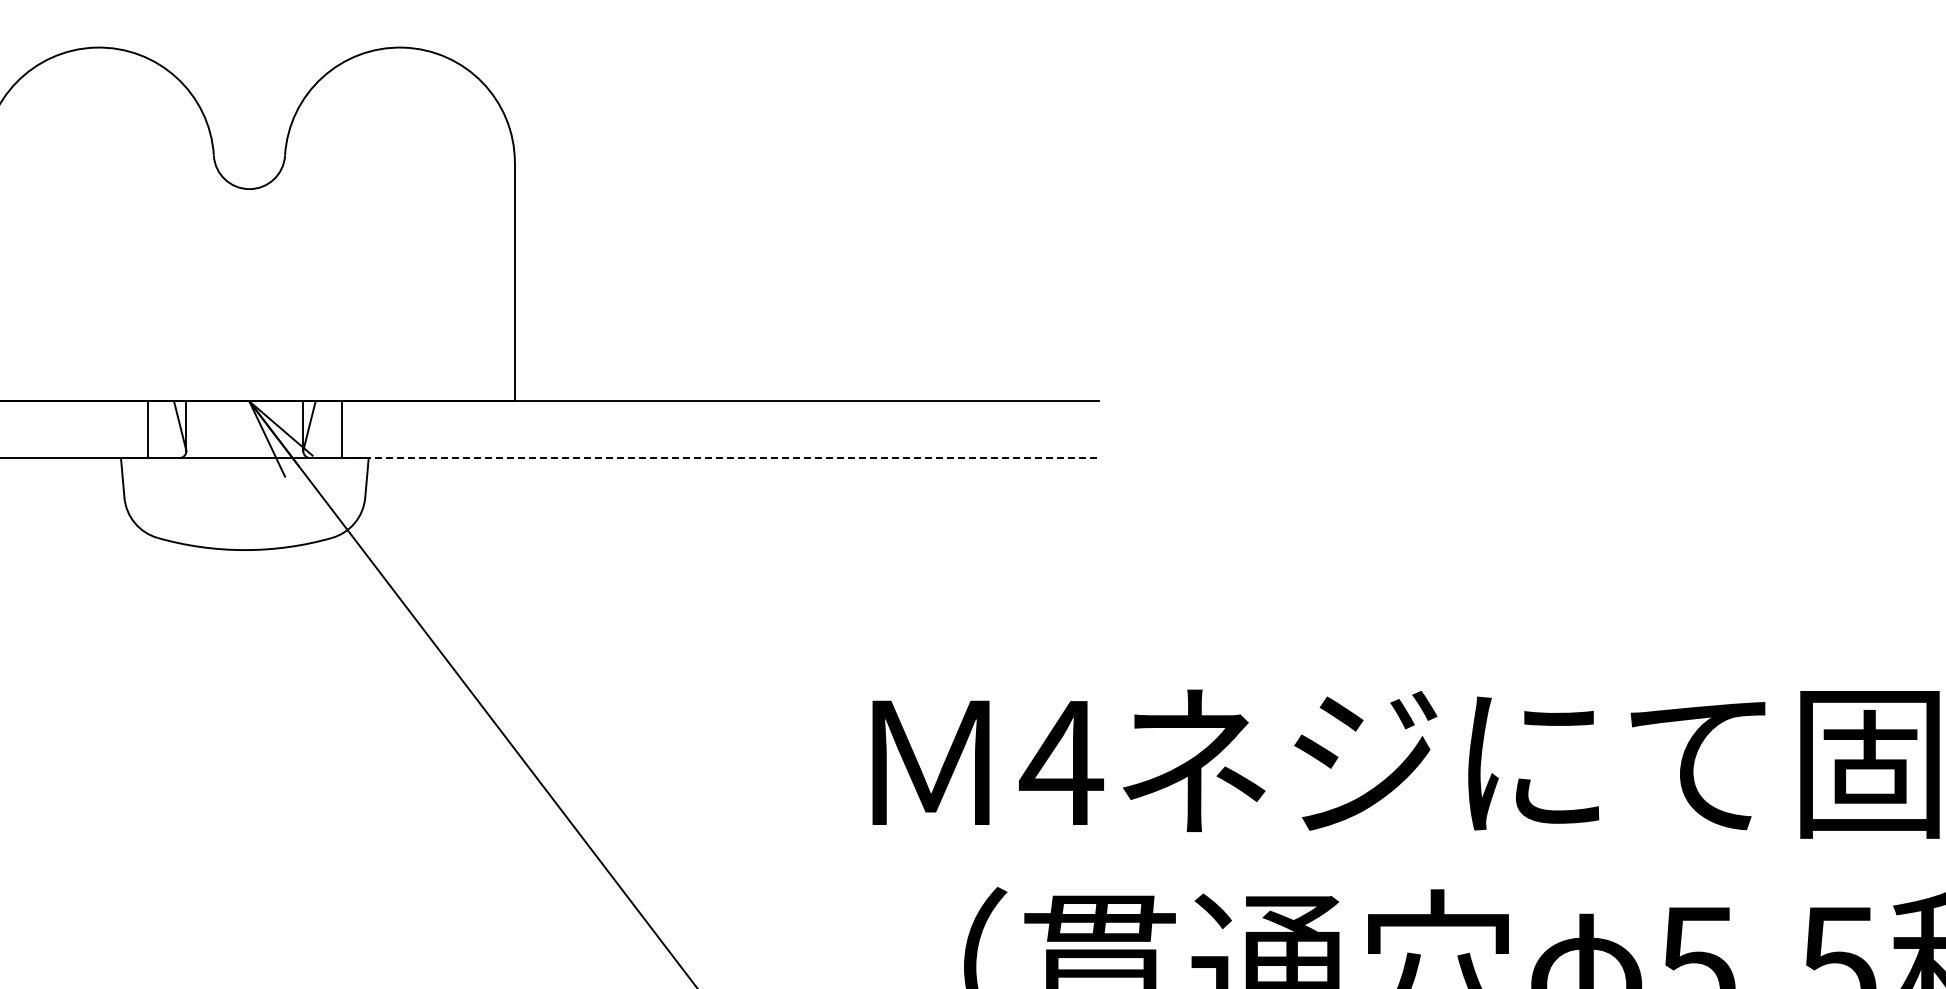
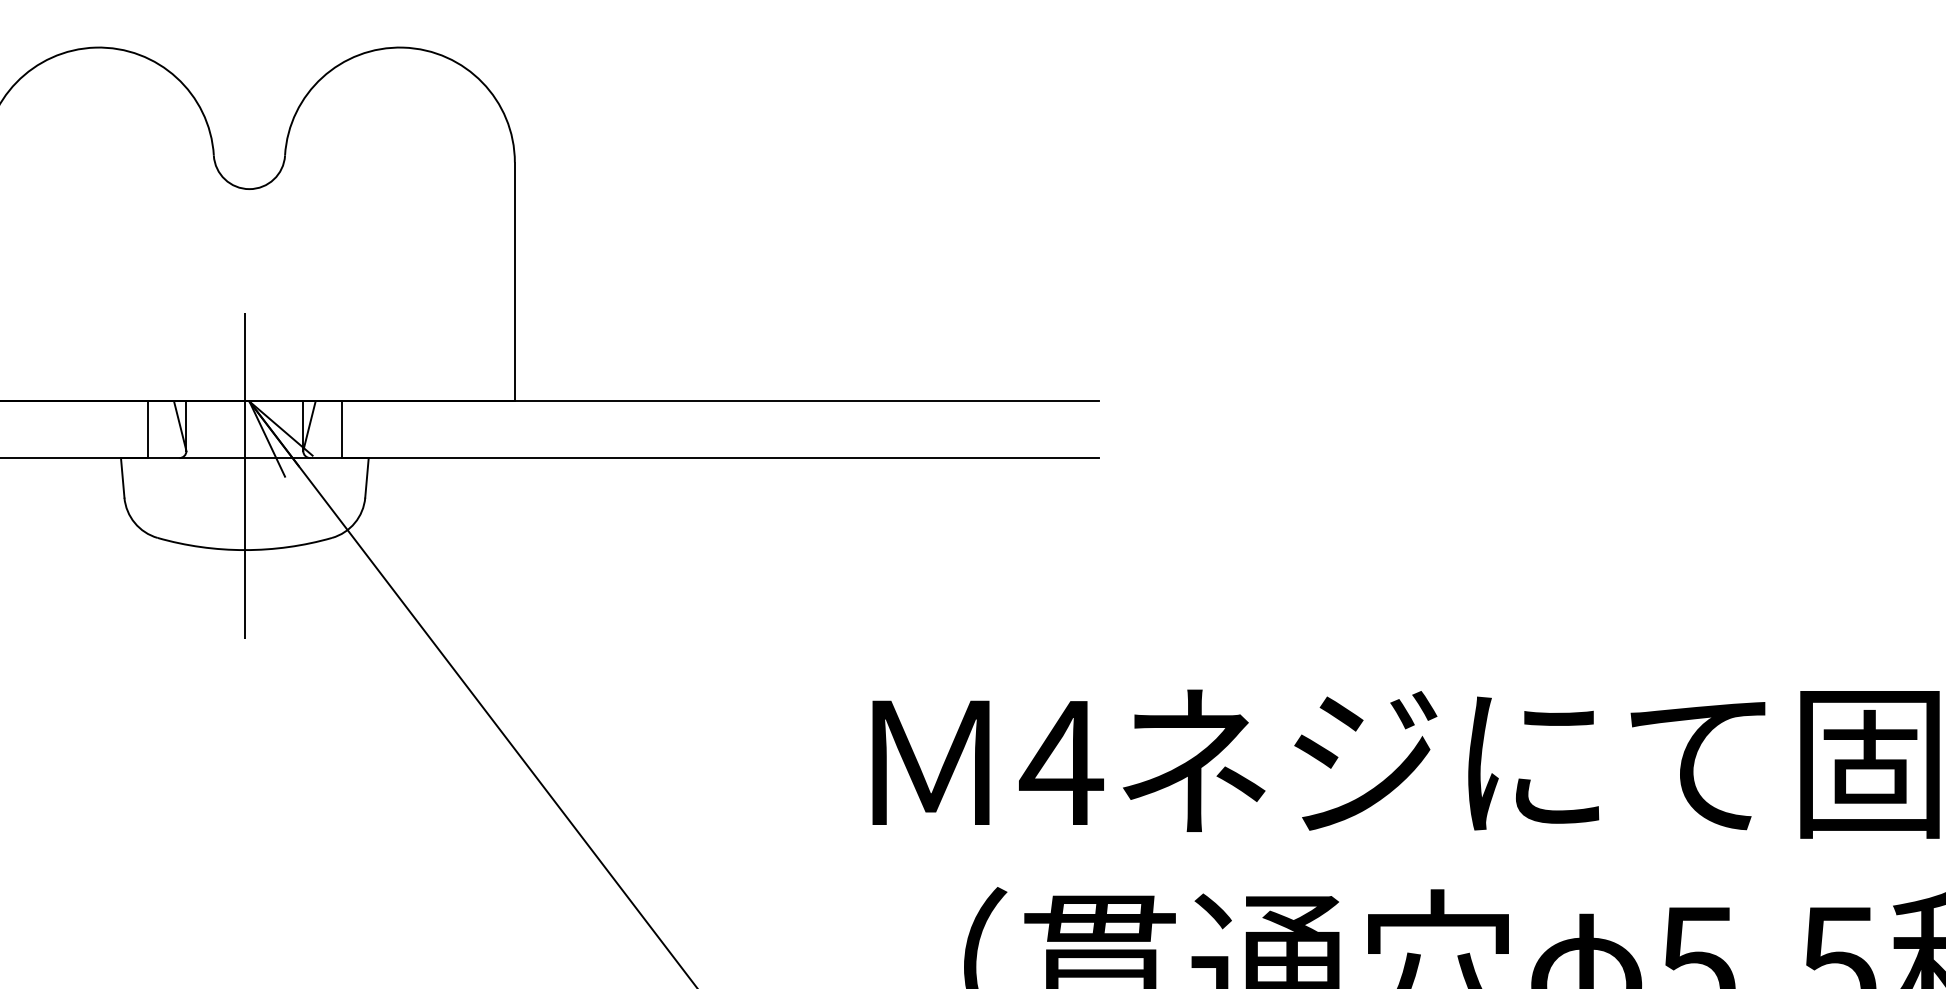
line: dashed -> solid (720, 458)
line: none -> present (244, 475)
